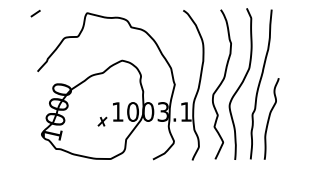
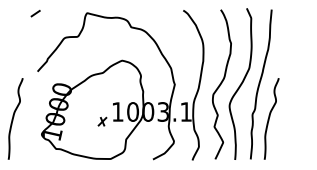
curve: none -> present (14, 117)
